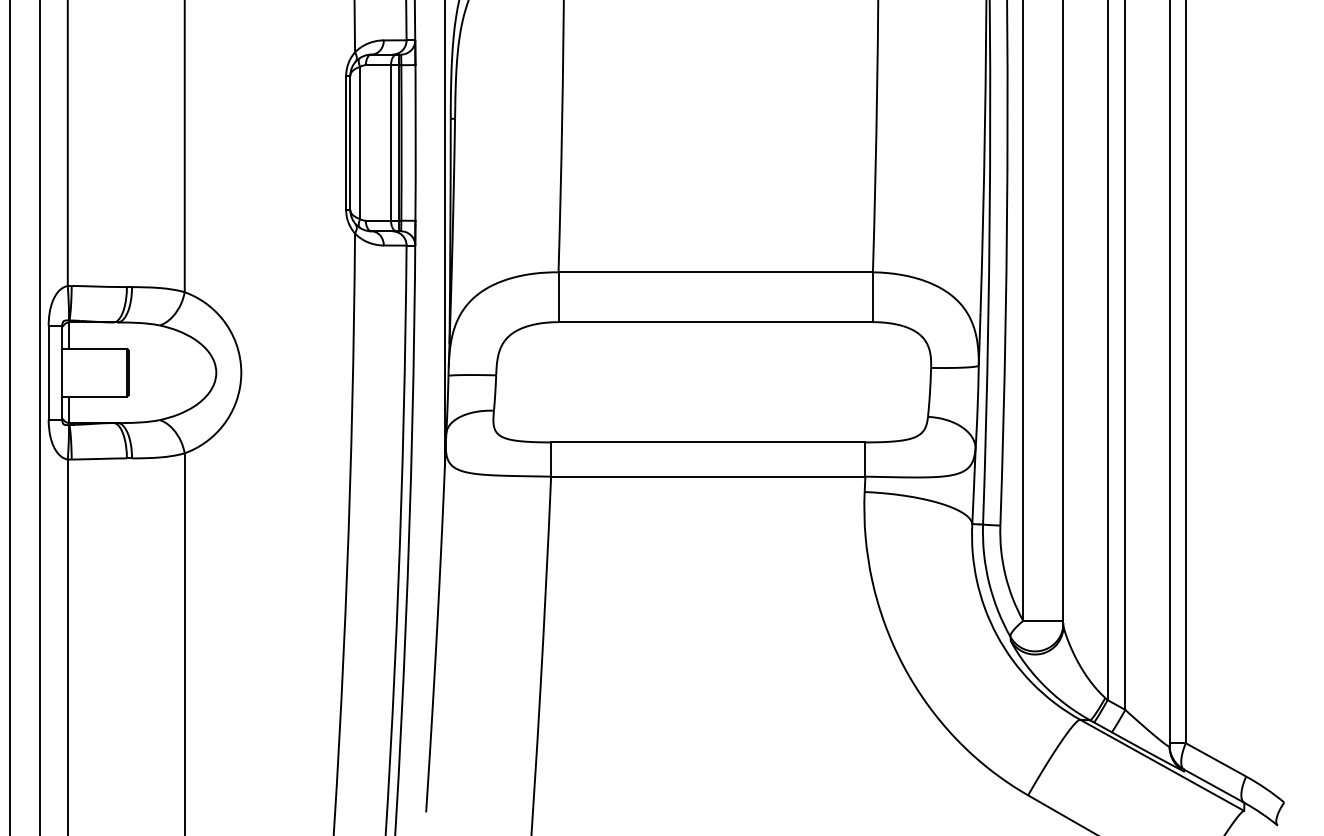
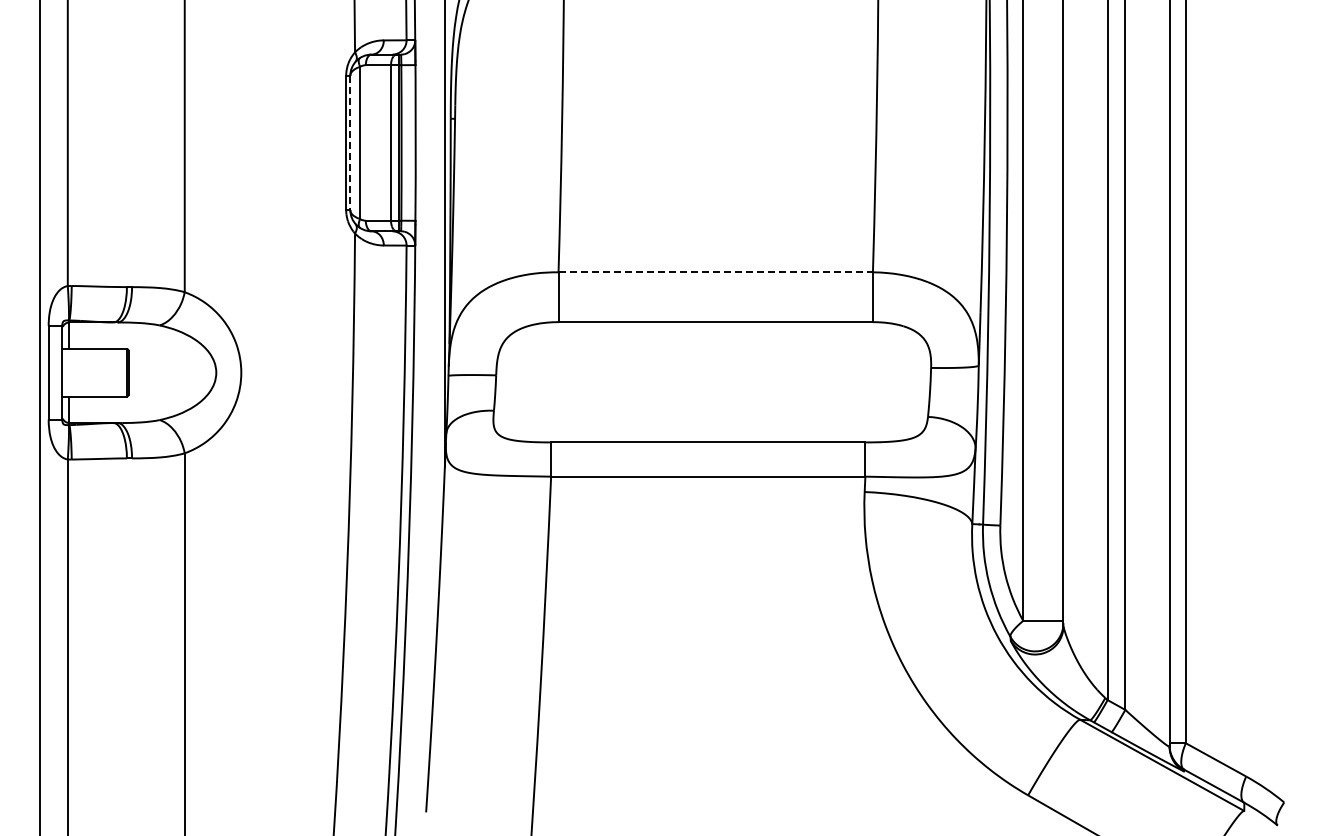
line: solid -> dashed (350, 143)
line: solid -> dashed (716, 272)
line: present -> none (10, 417)
